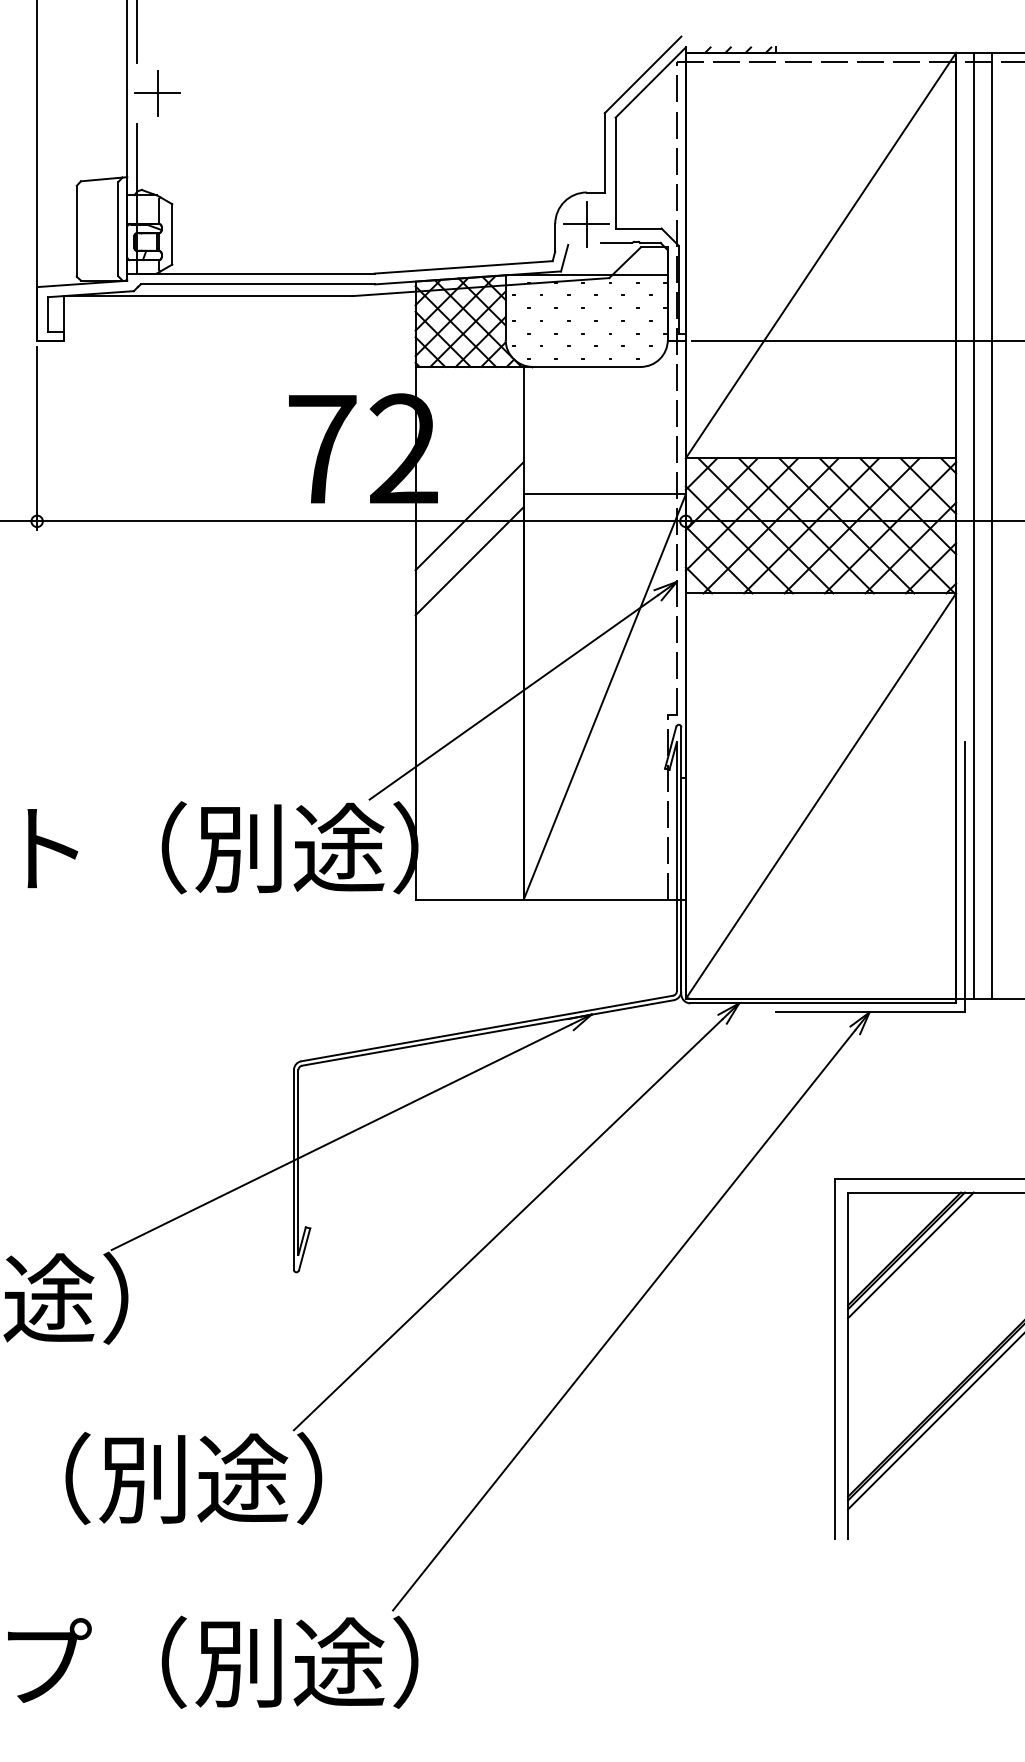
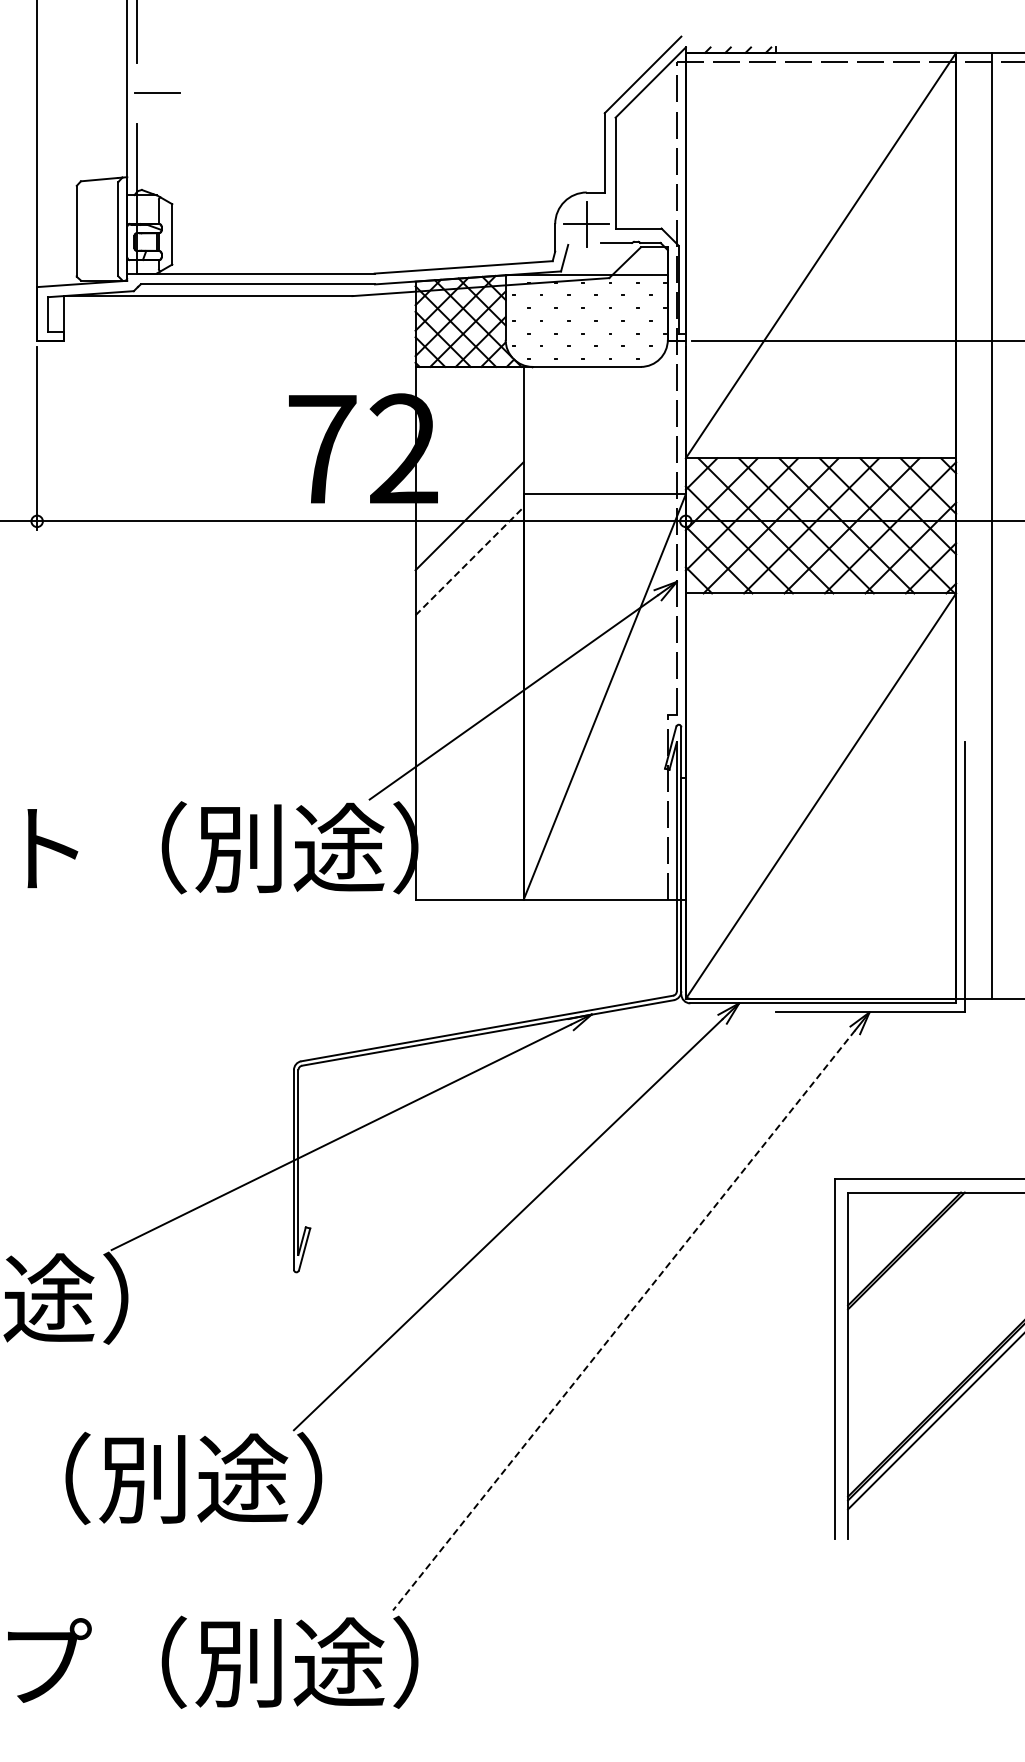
line: present -> none (157, 92)
line: present -> none (974, 525)
line: solid -> dashed (469, 560)
line: present -> none (910, 1255)
line: solid -> dashed (624, 1320)
